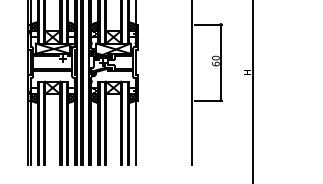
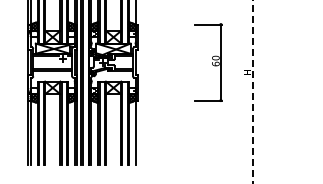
line: present -> none (191, 83)
line: solid -> dashed (252, 92)
